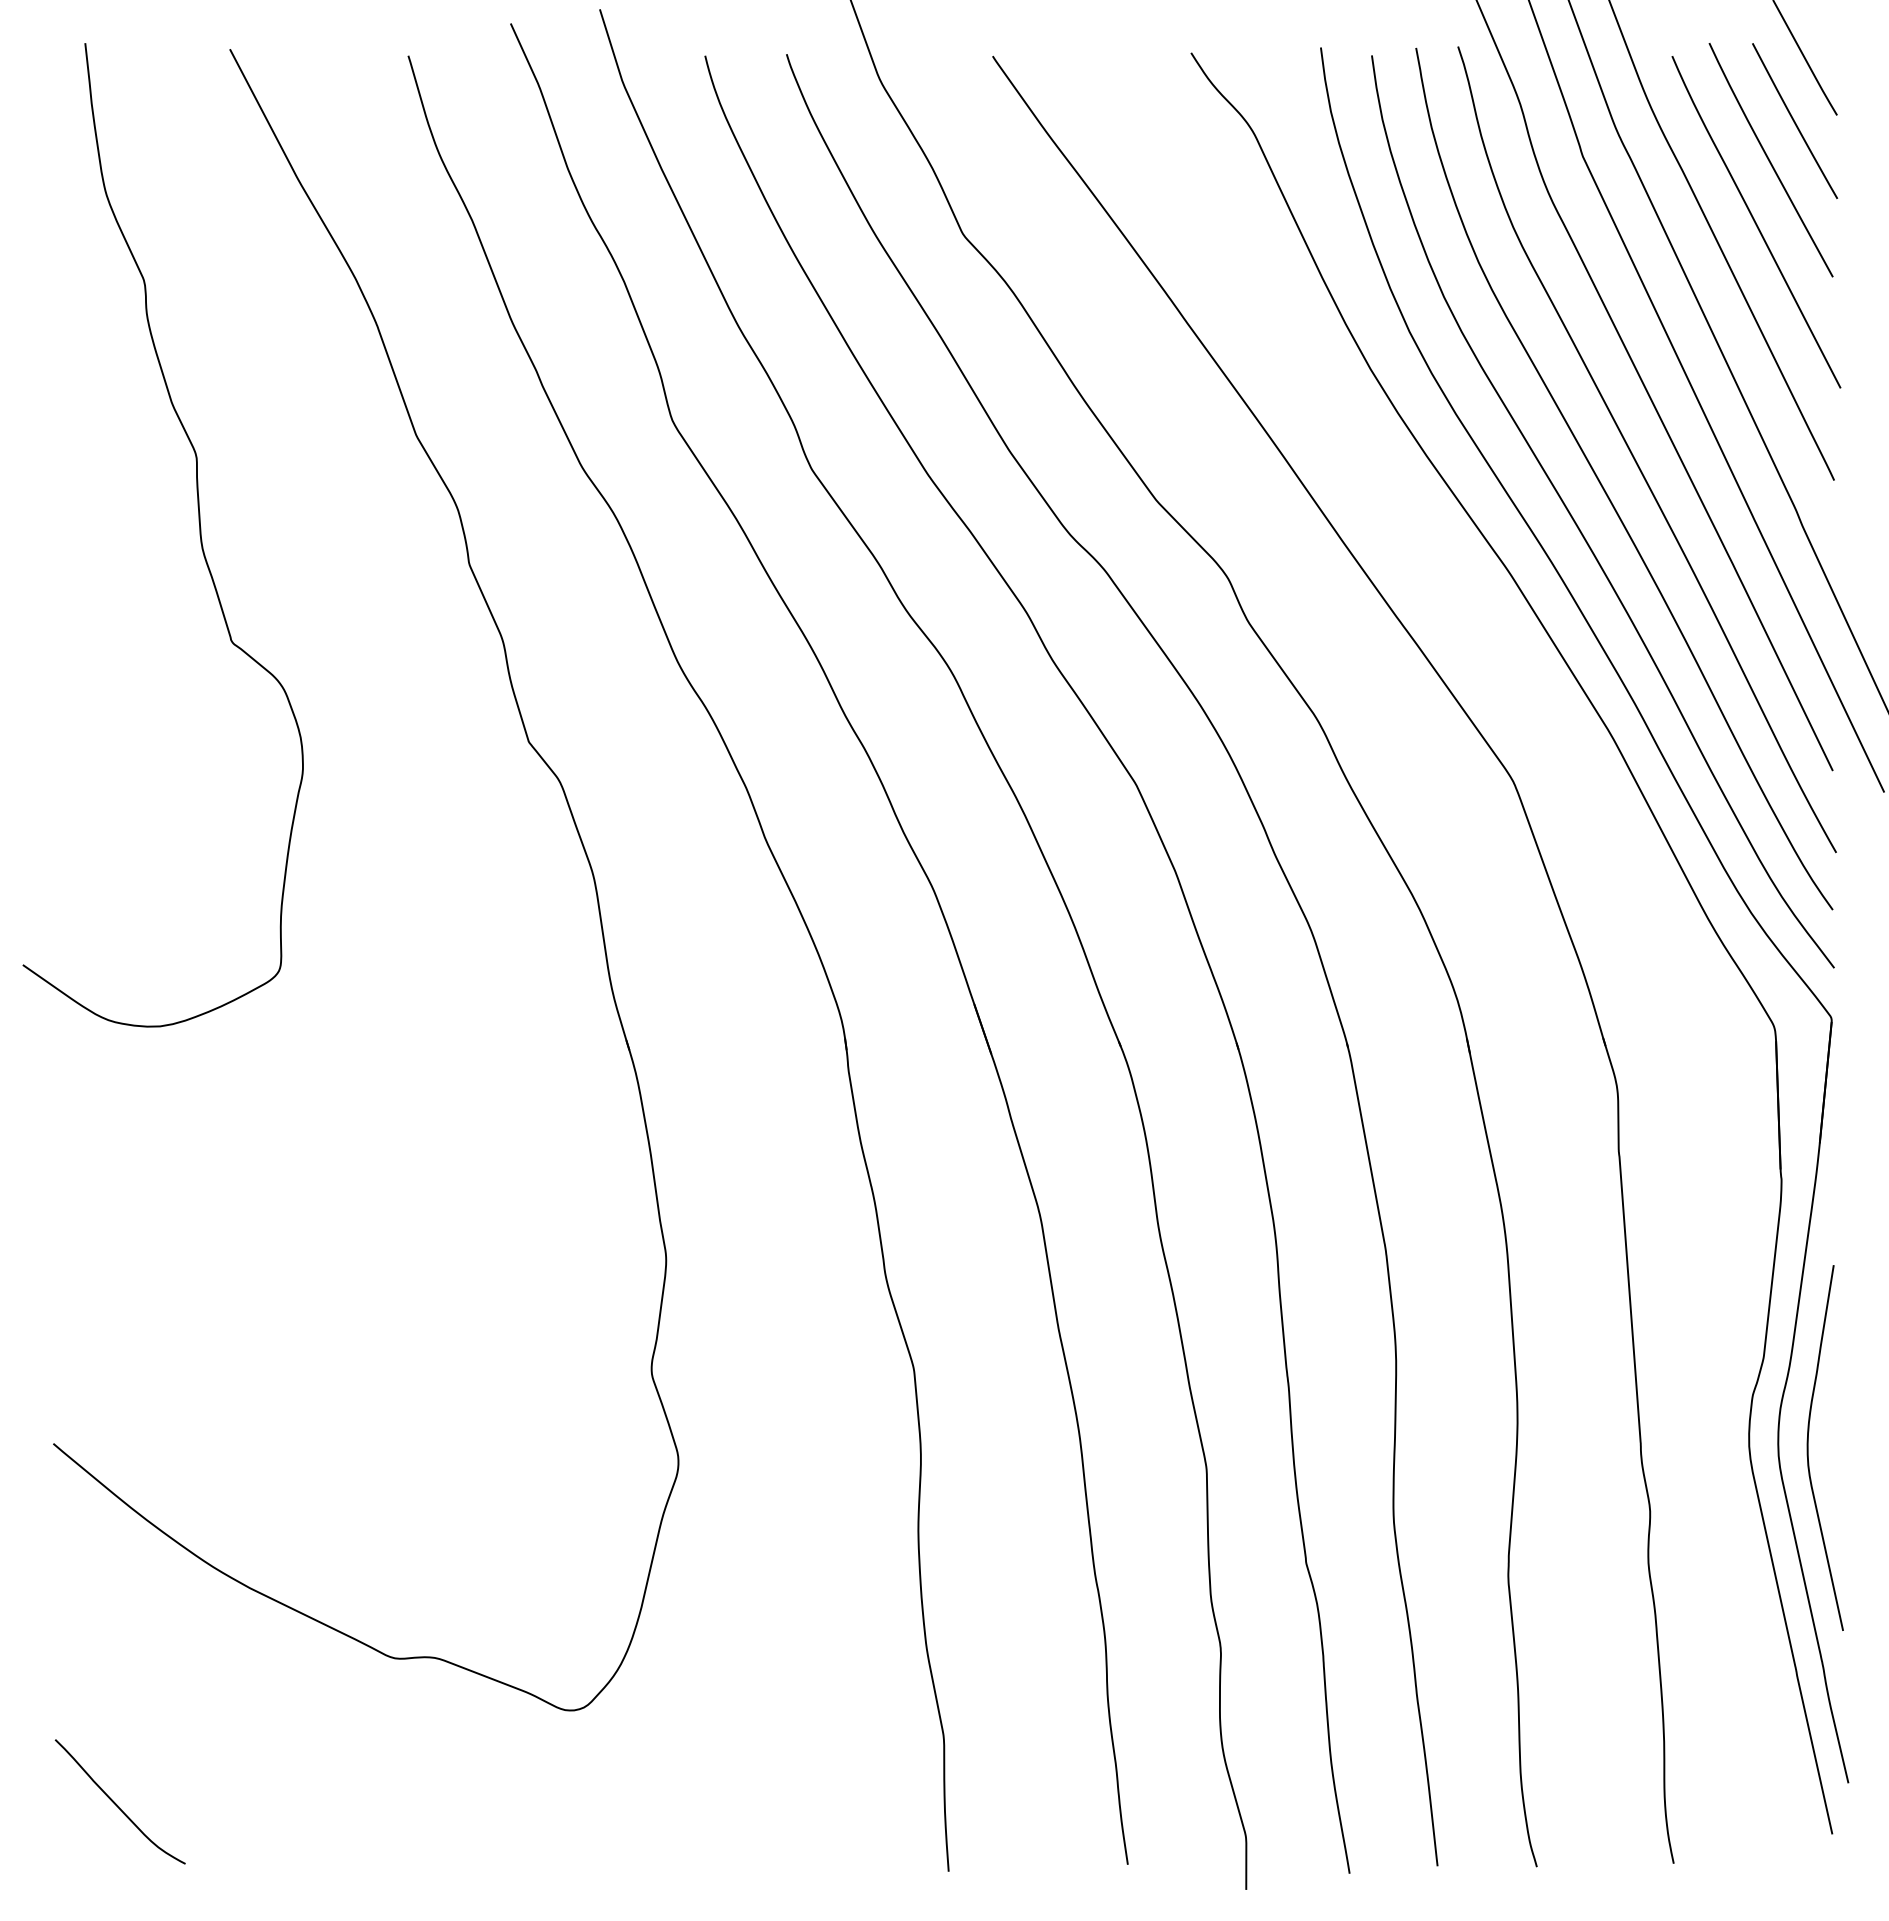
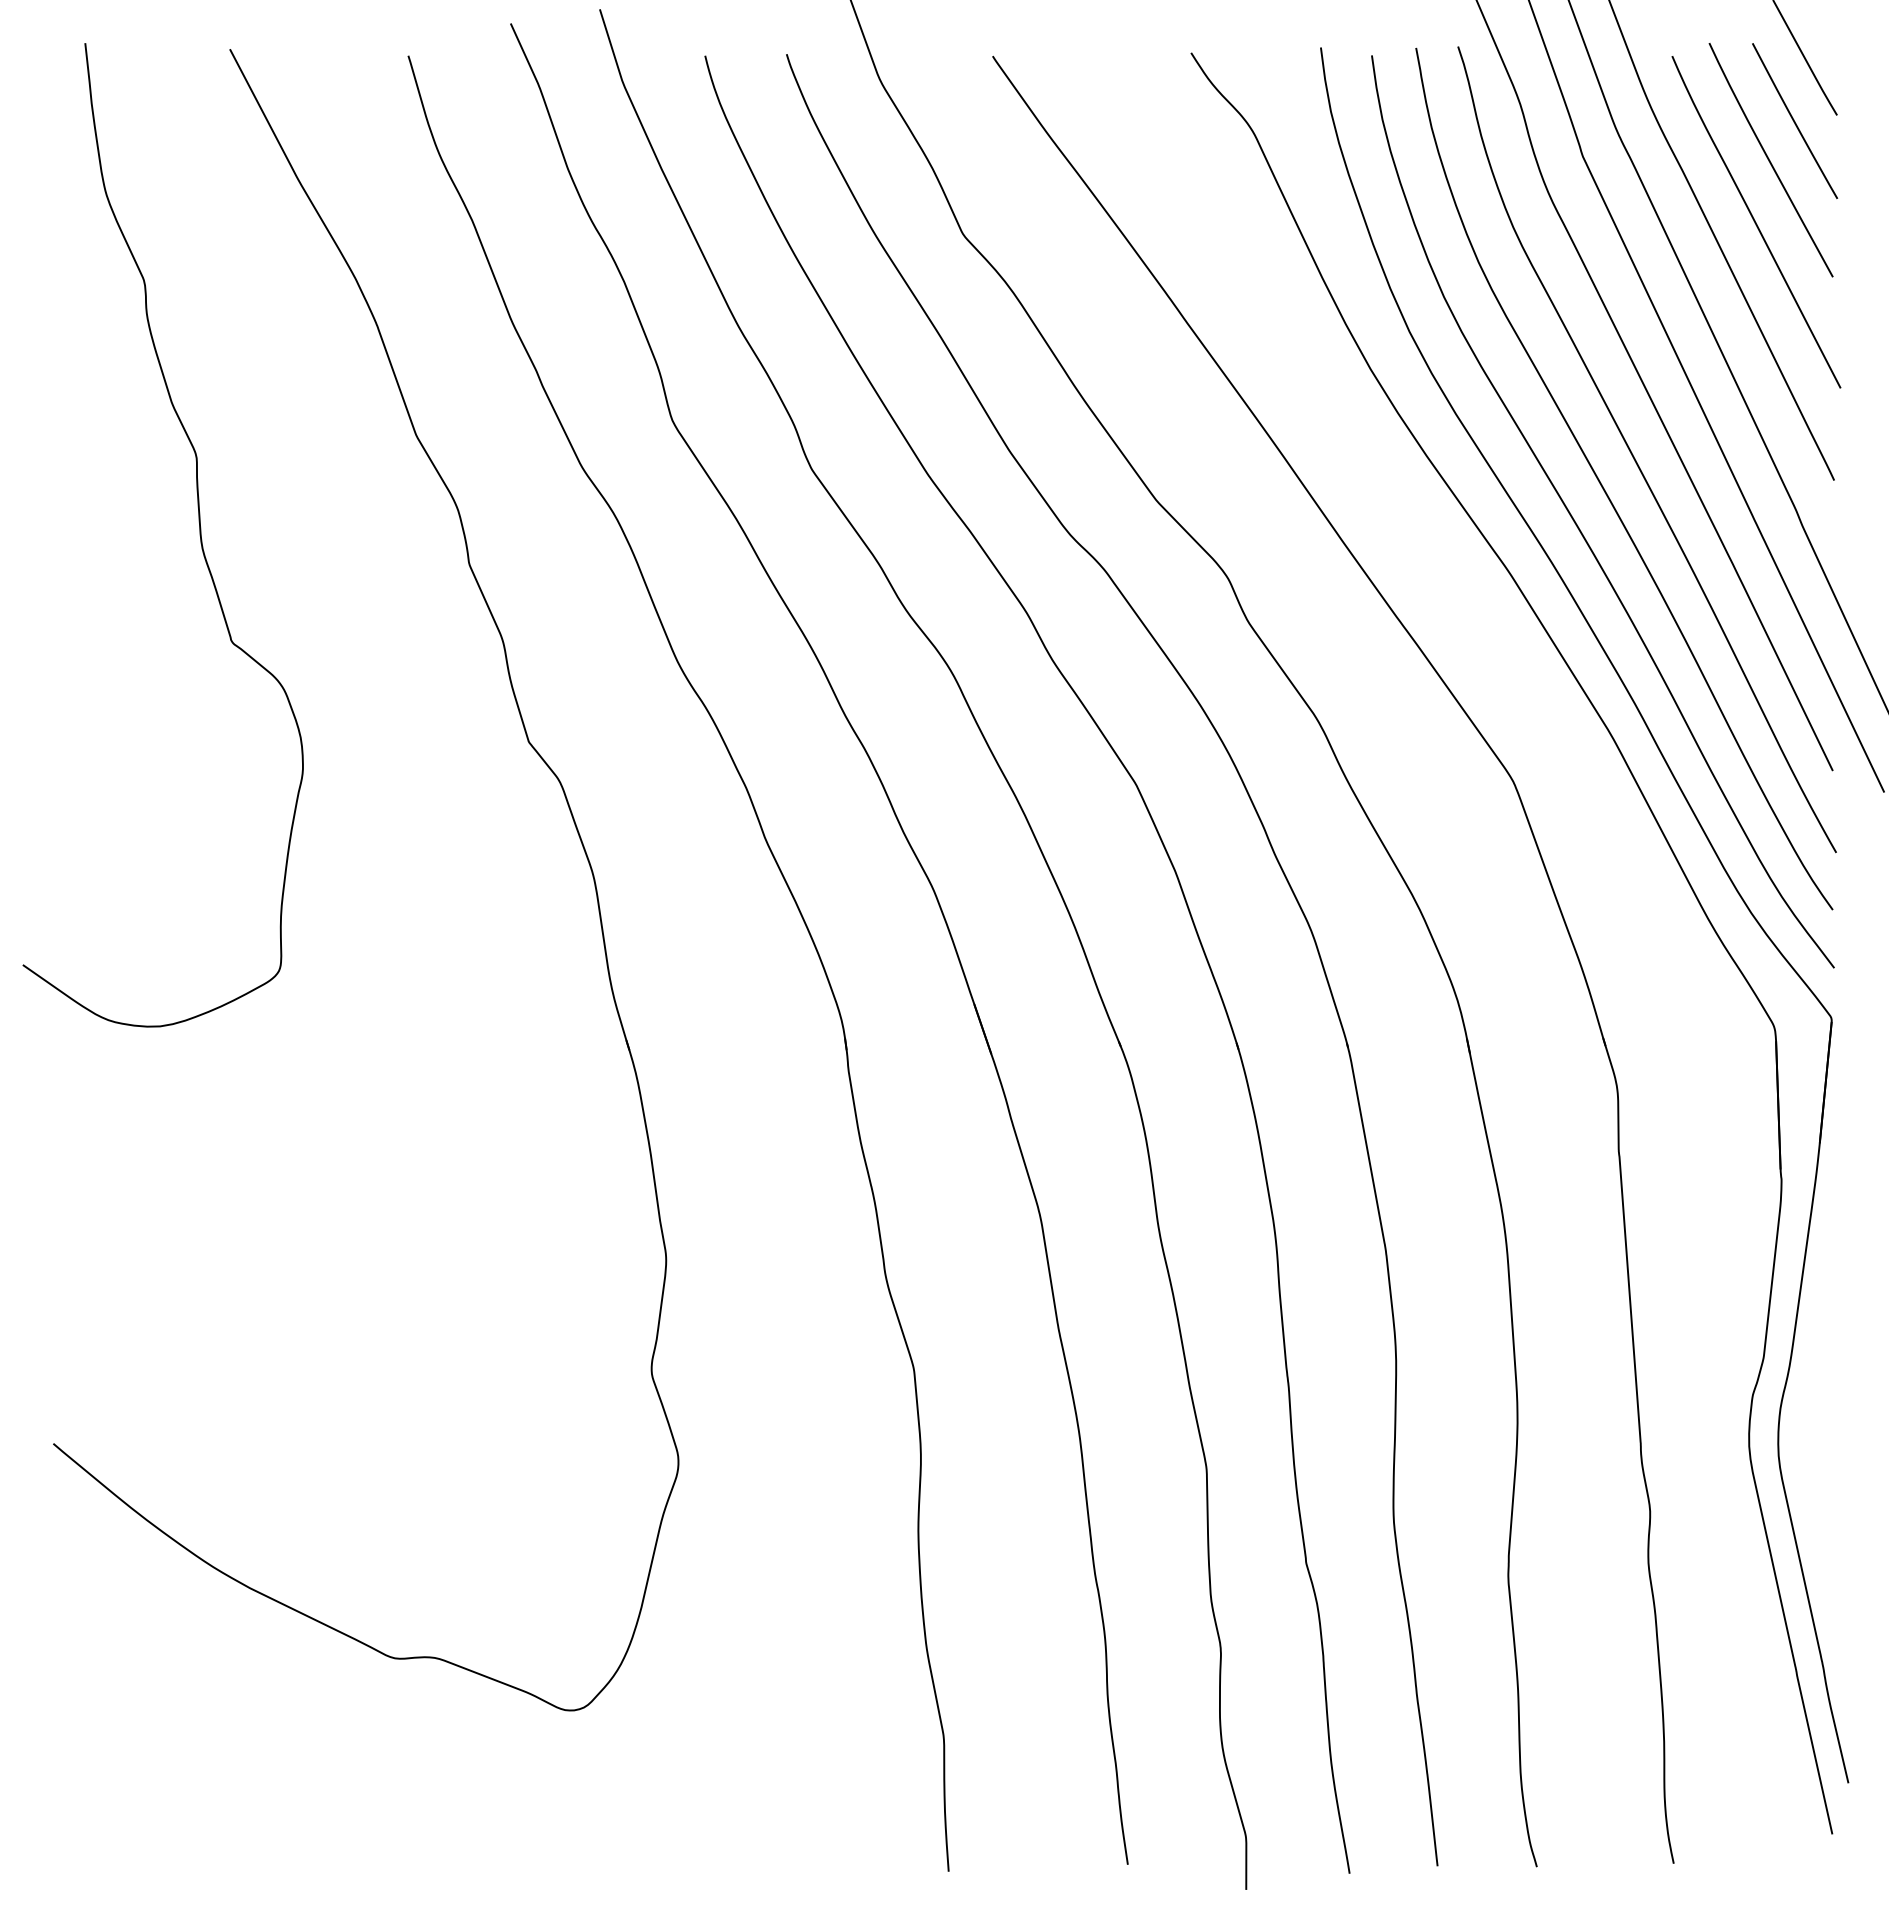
curve: present -> none (1808, 1447)
curve: present -> none (116, 1803)
